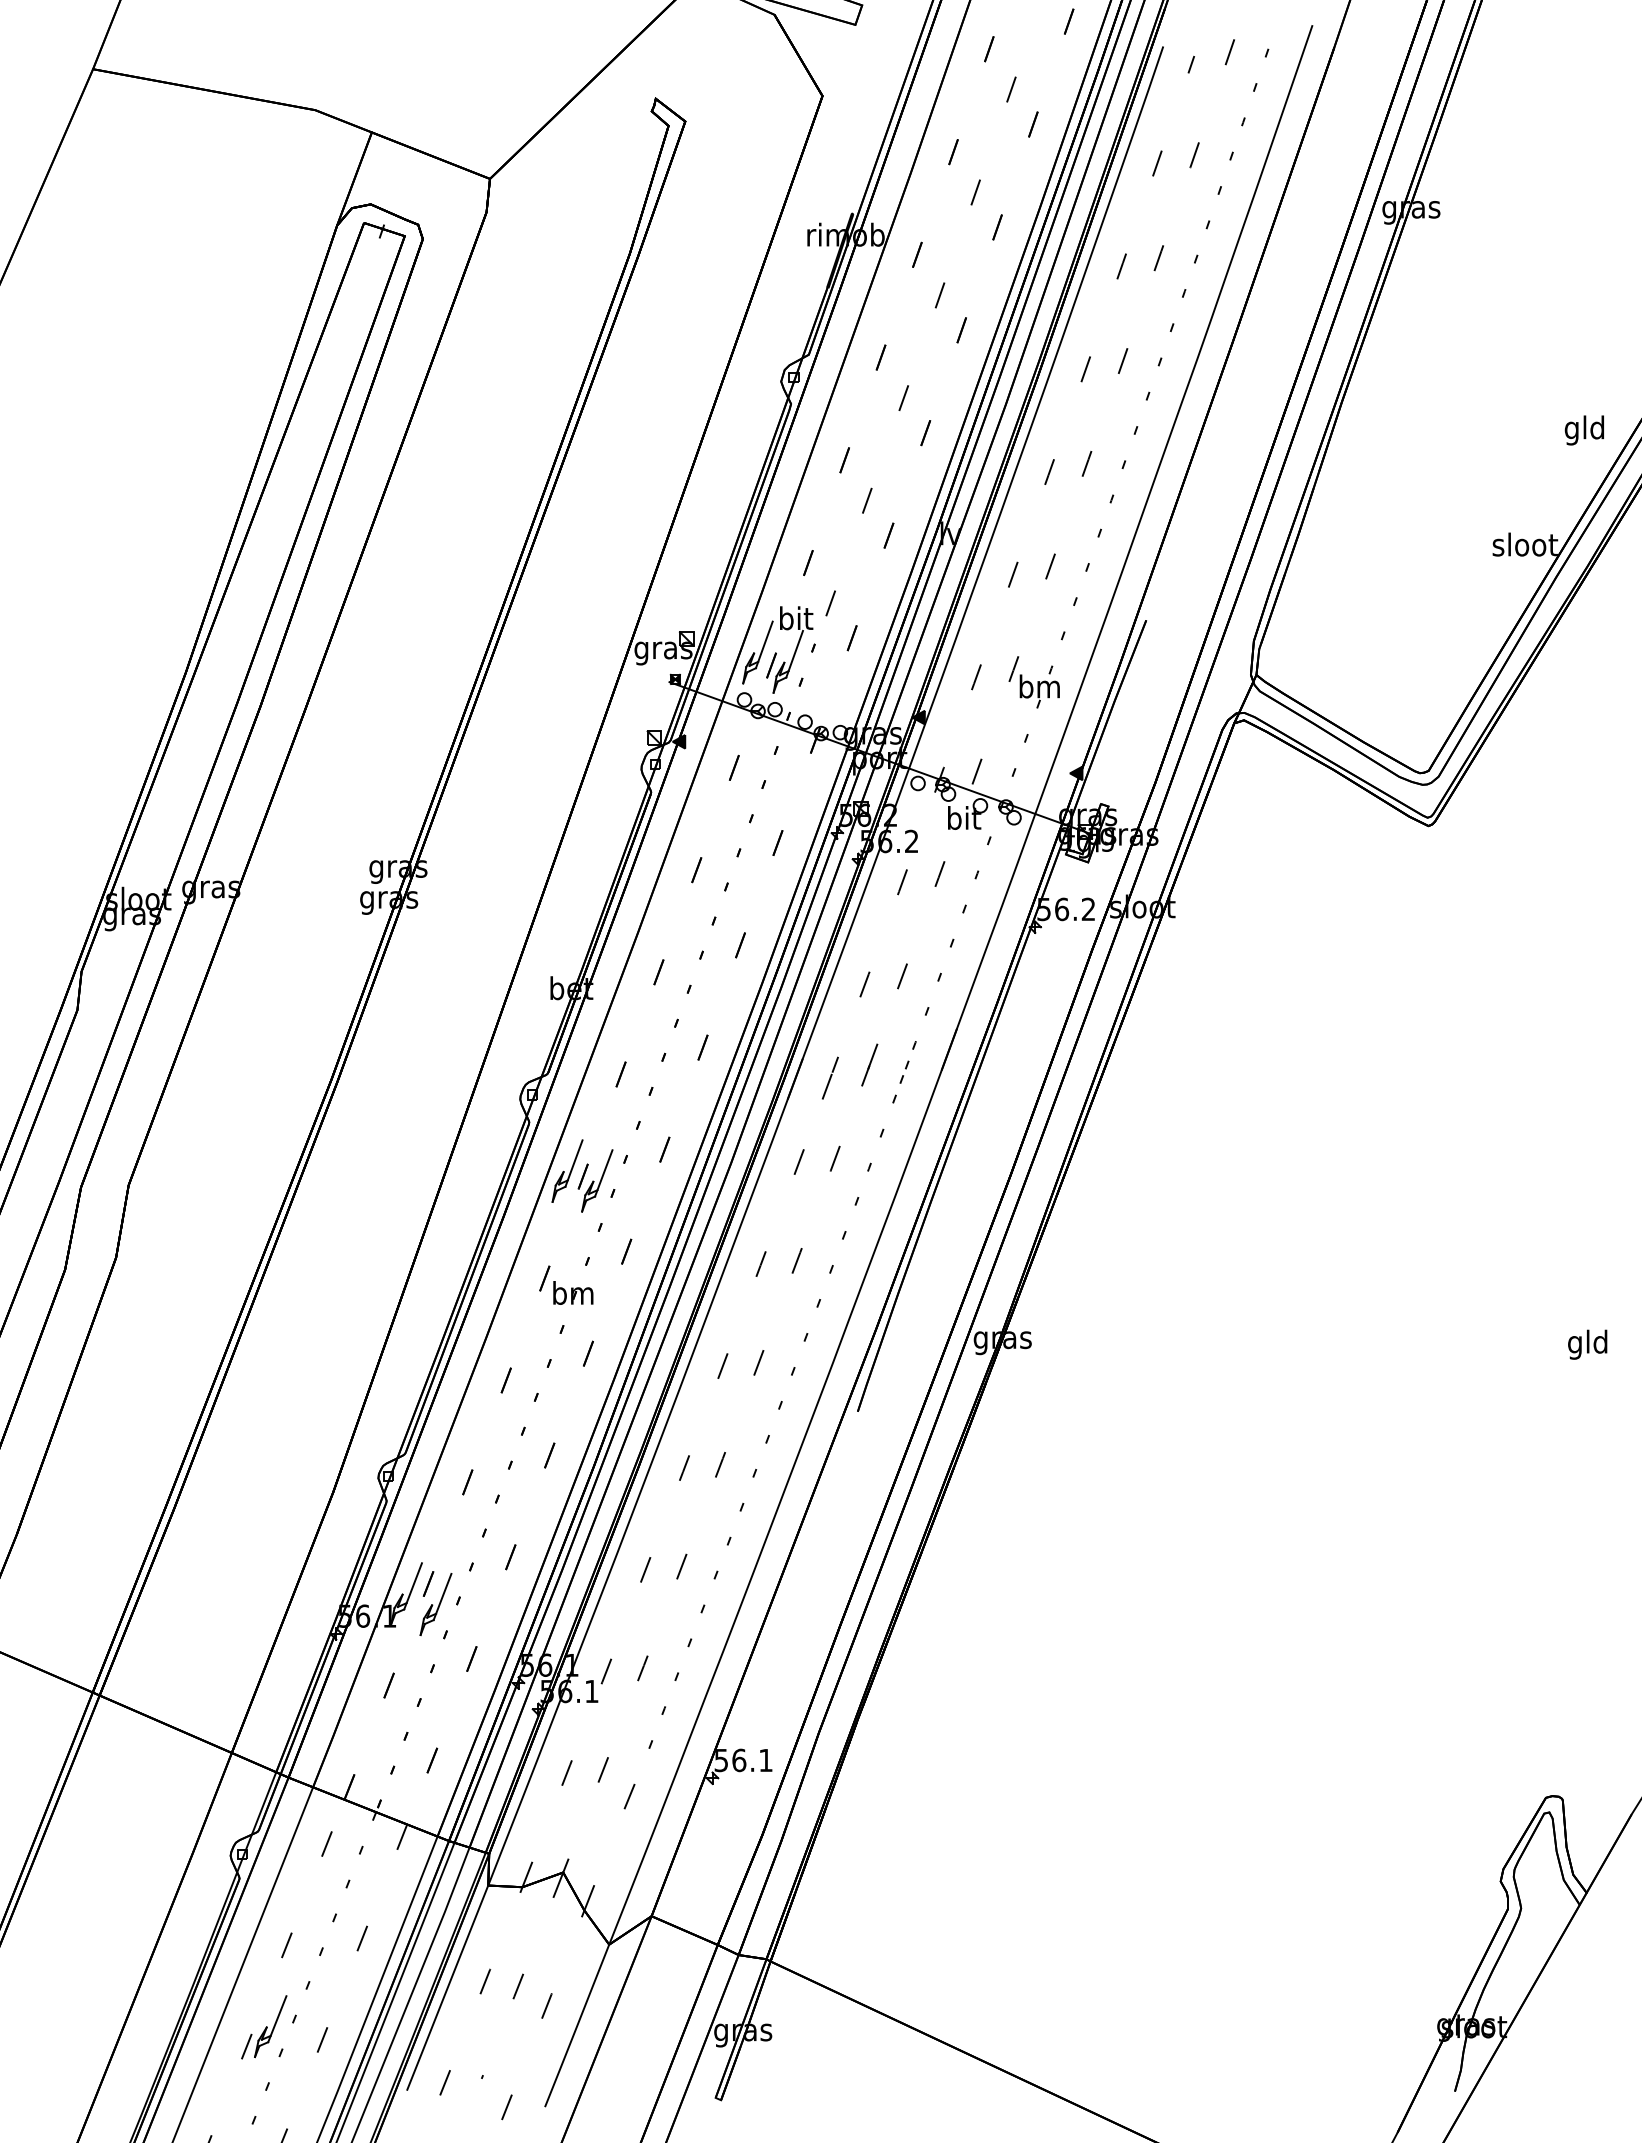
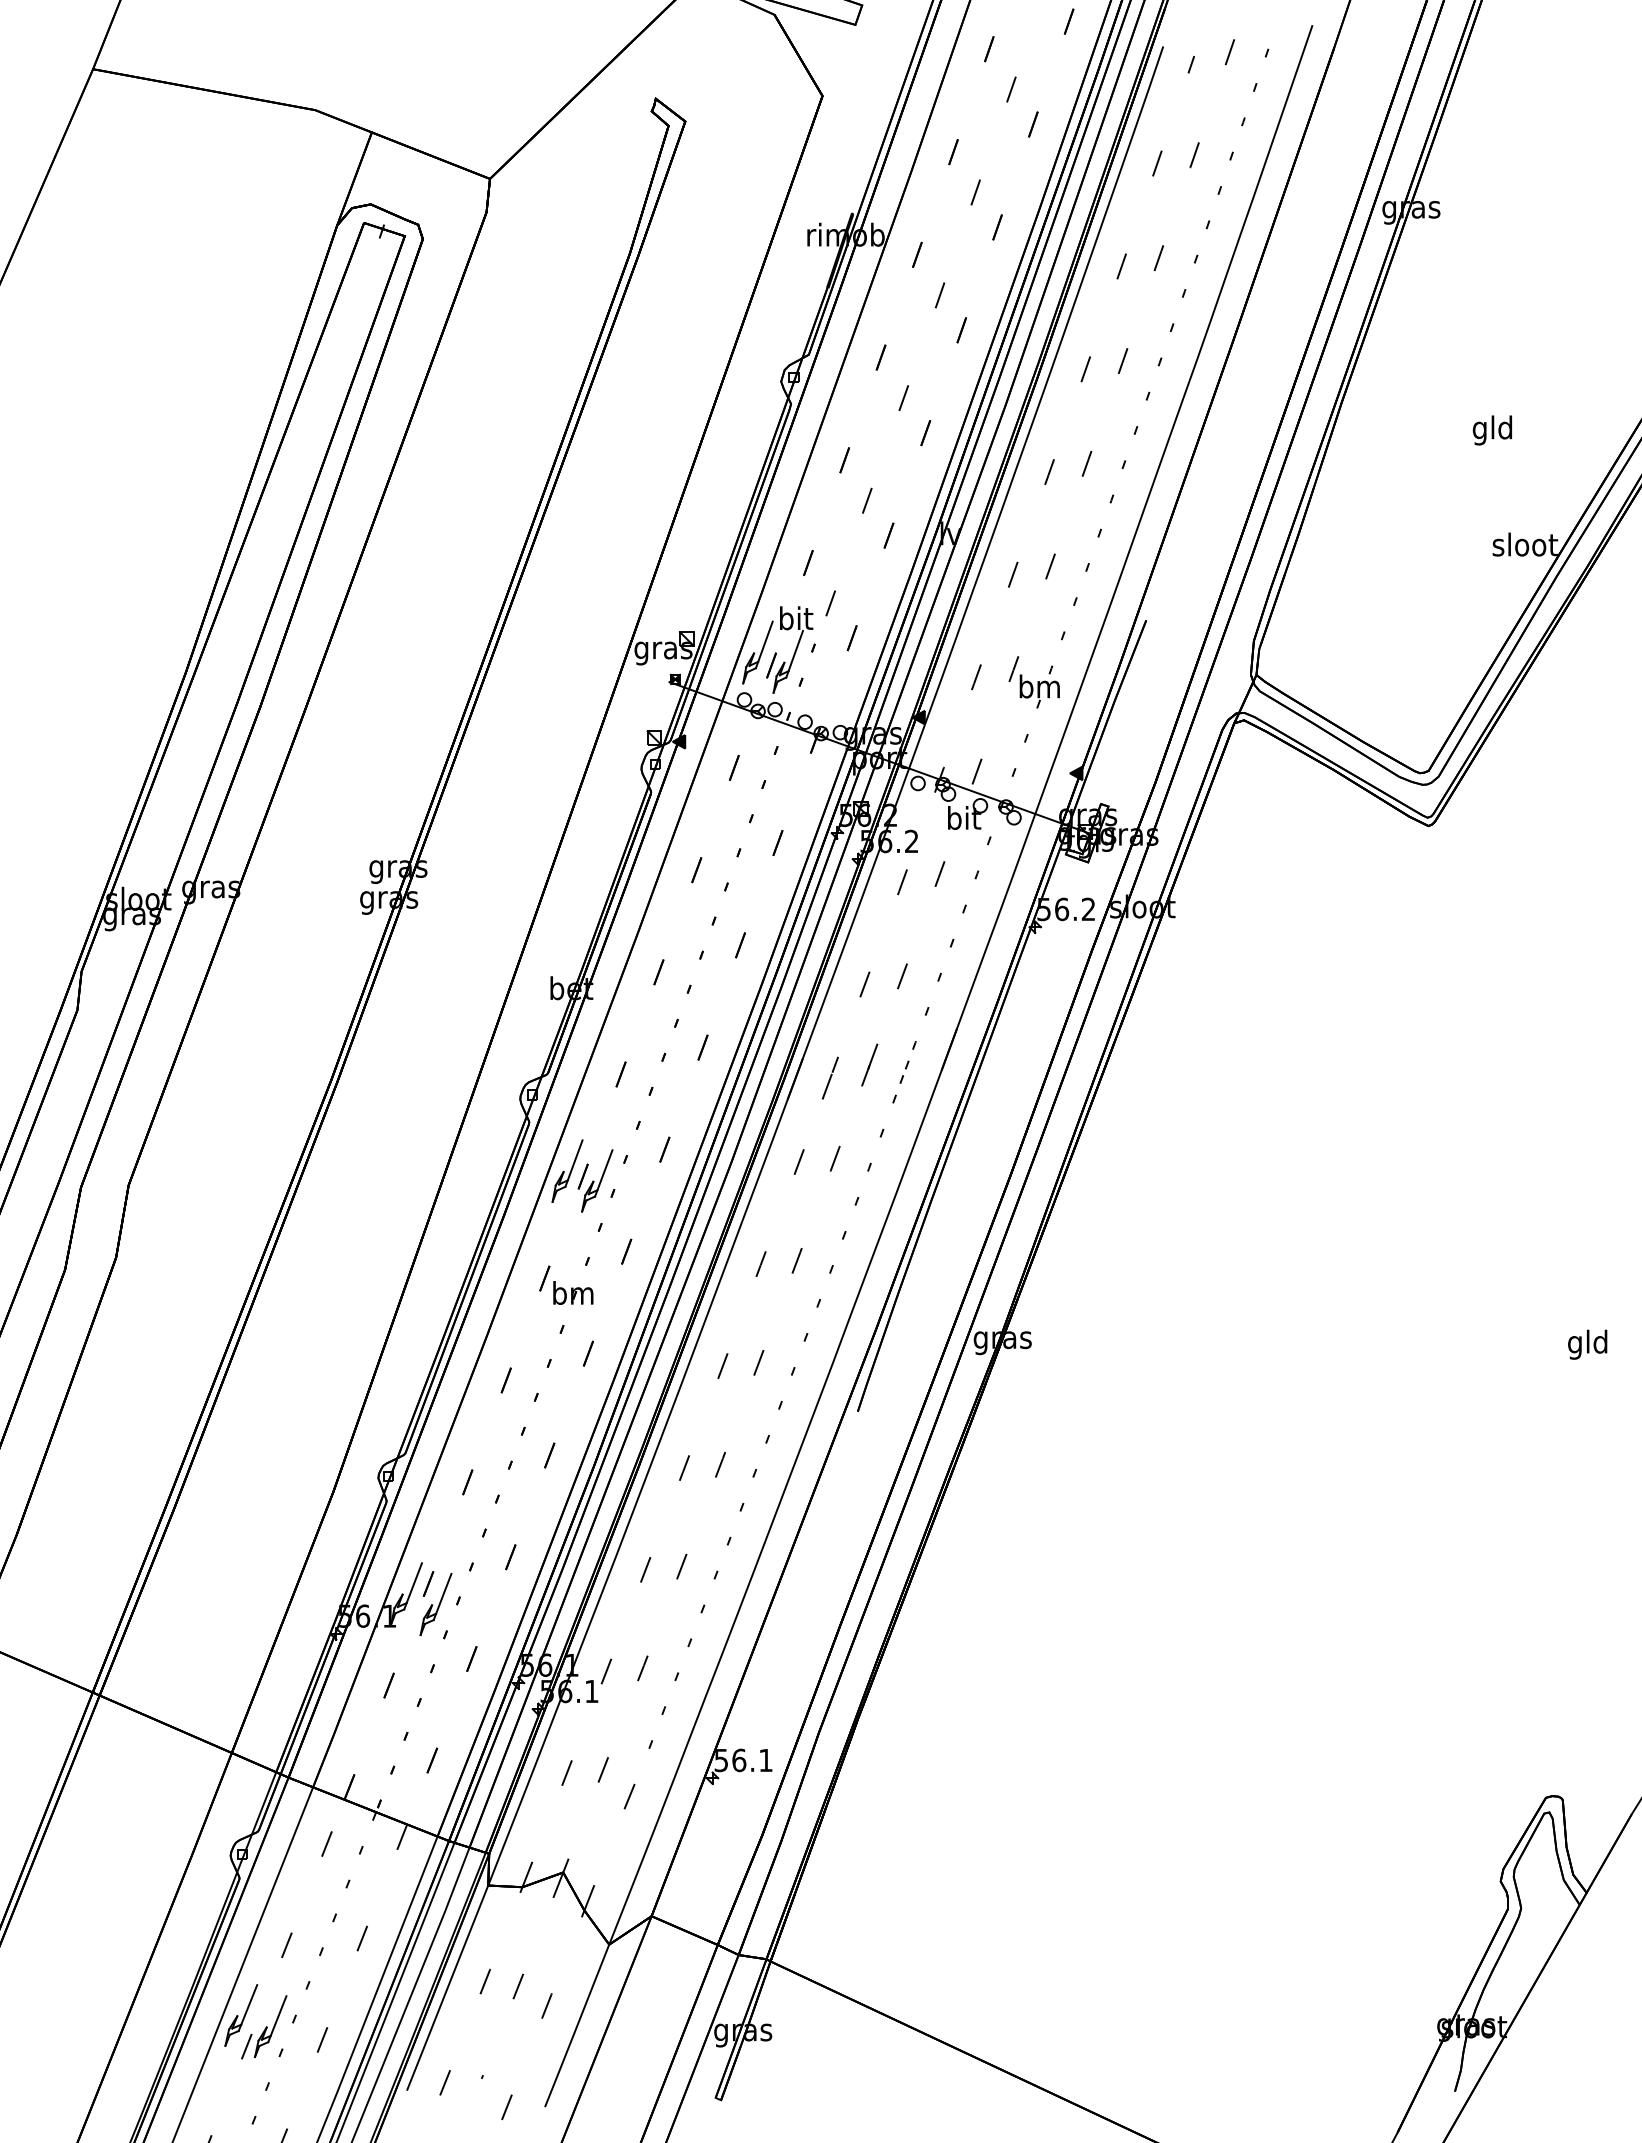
text position: (1583, 430) -> (1491, 430) (1491, 430)
part: none -> present (241, 2015)
